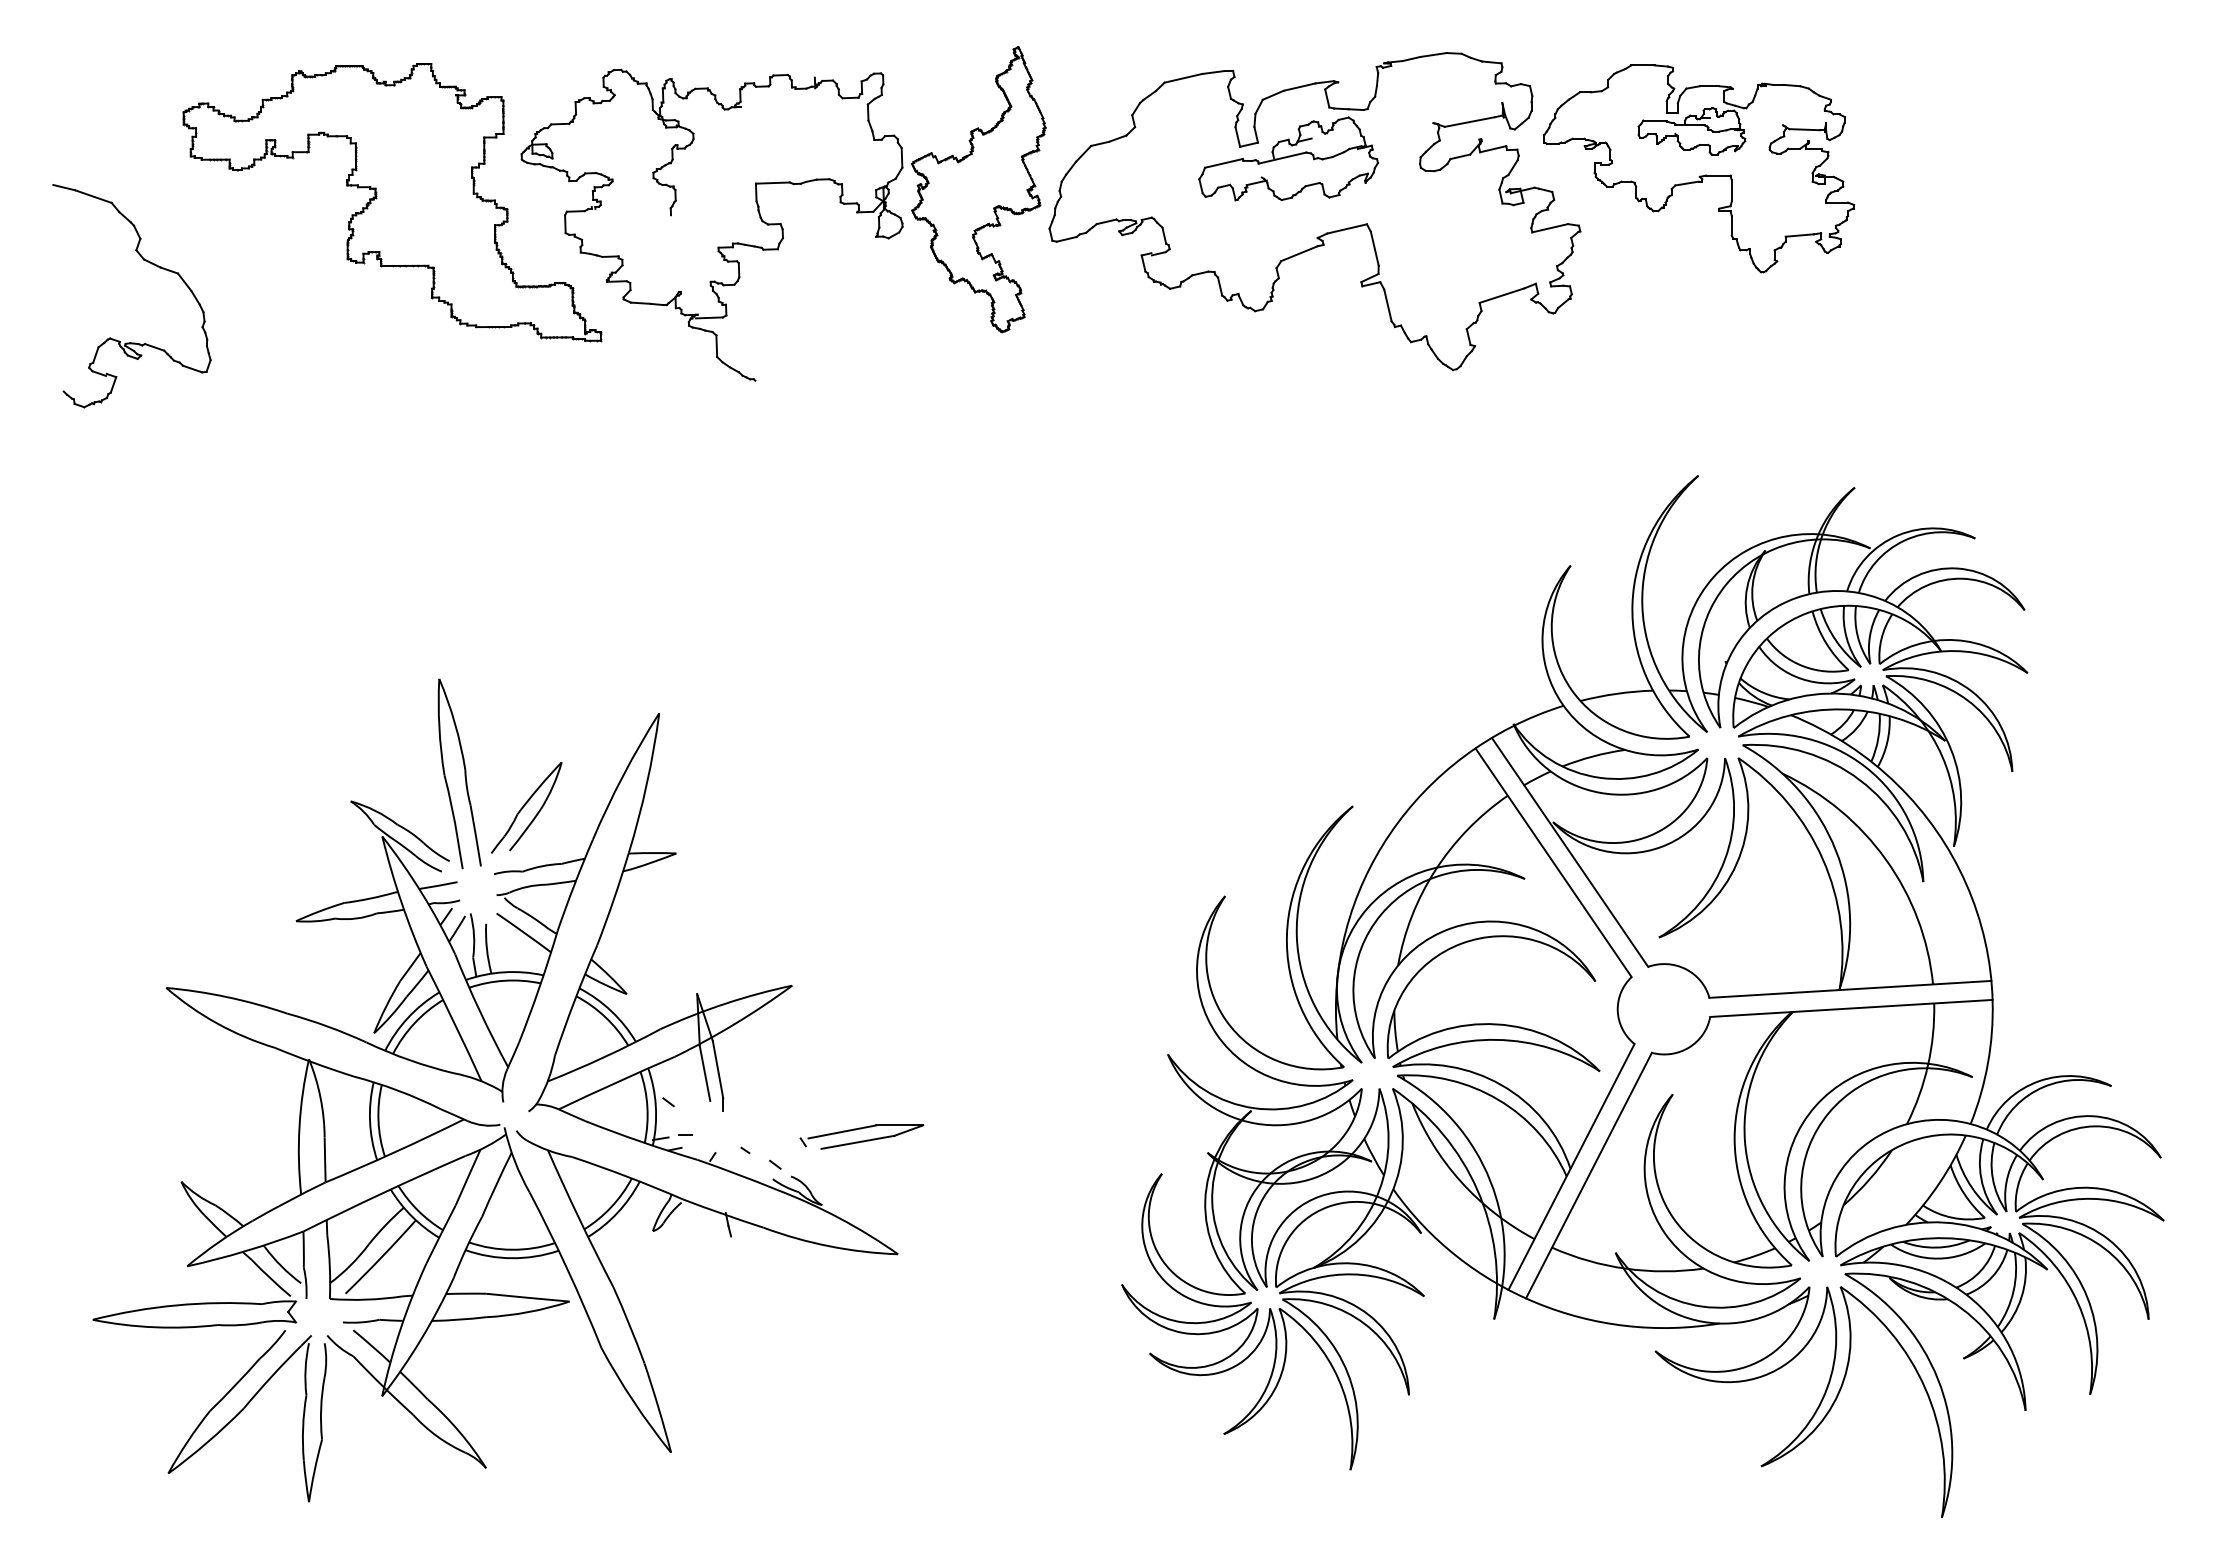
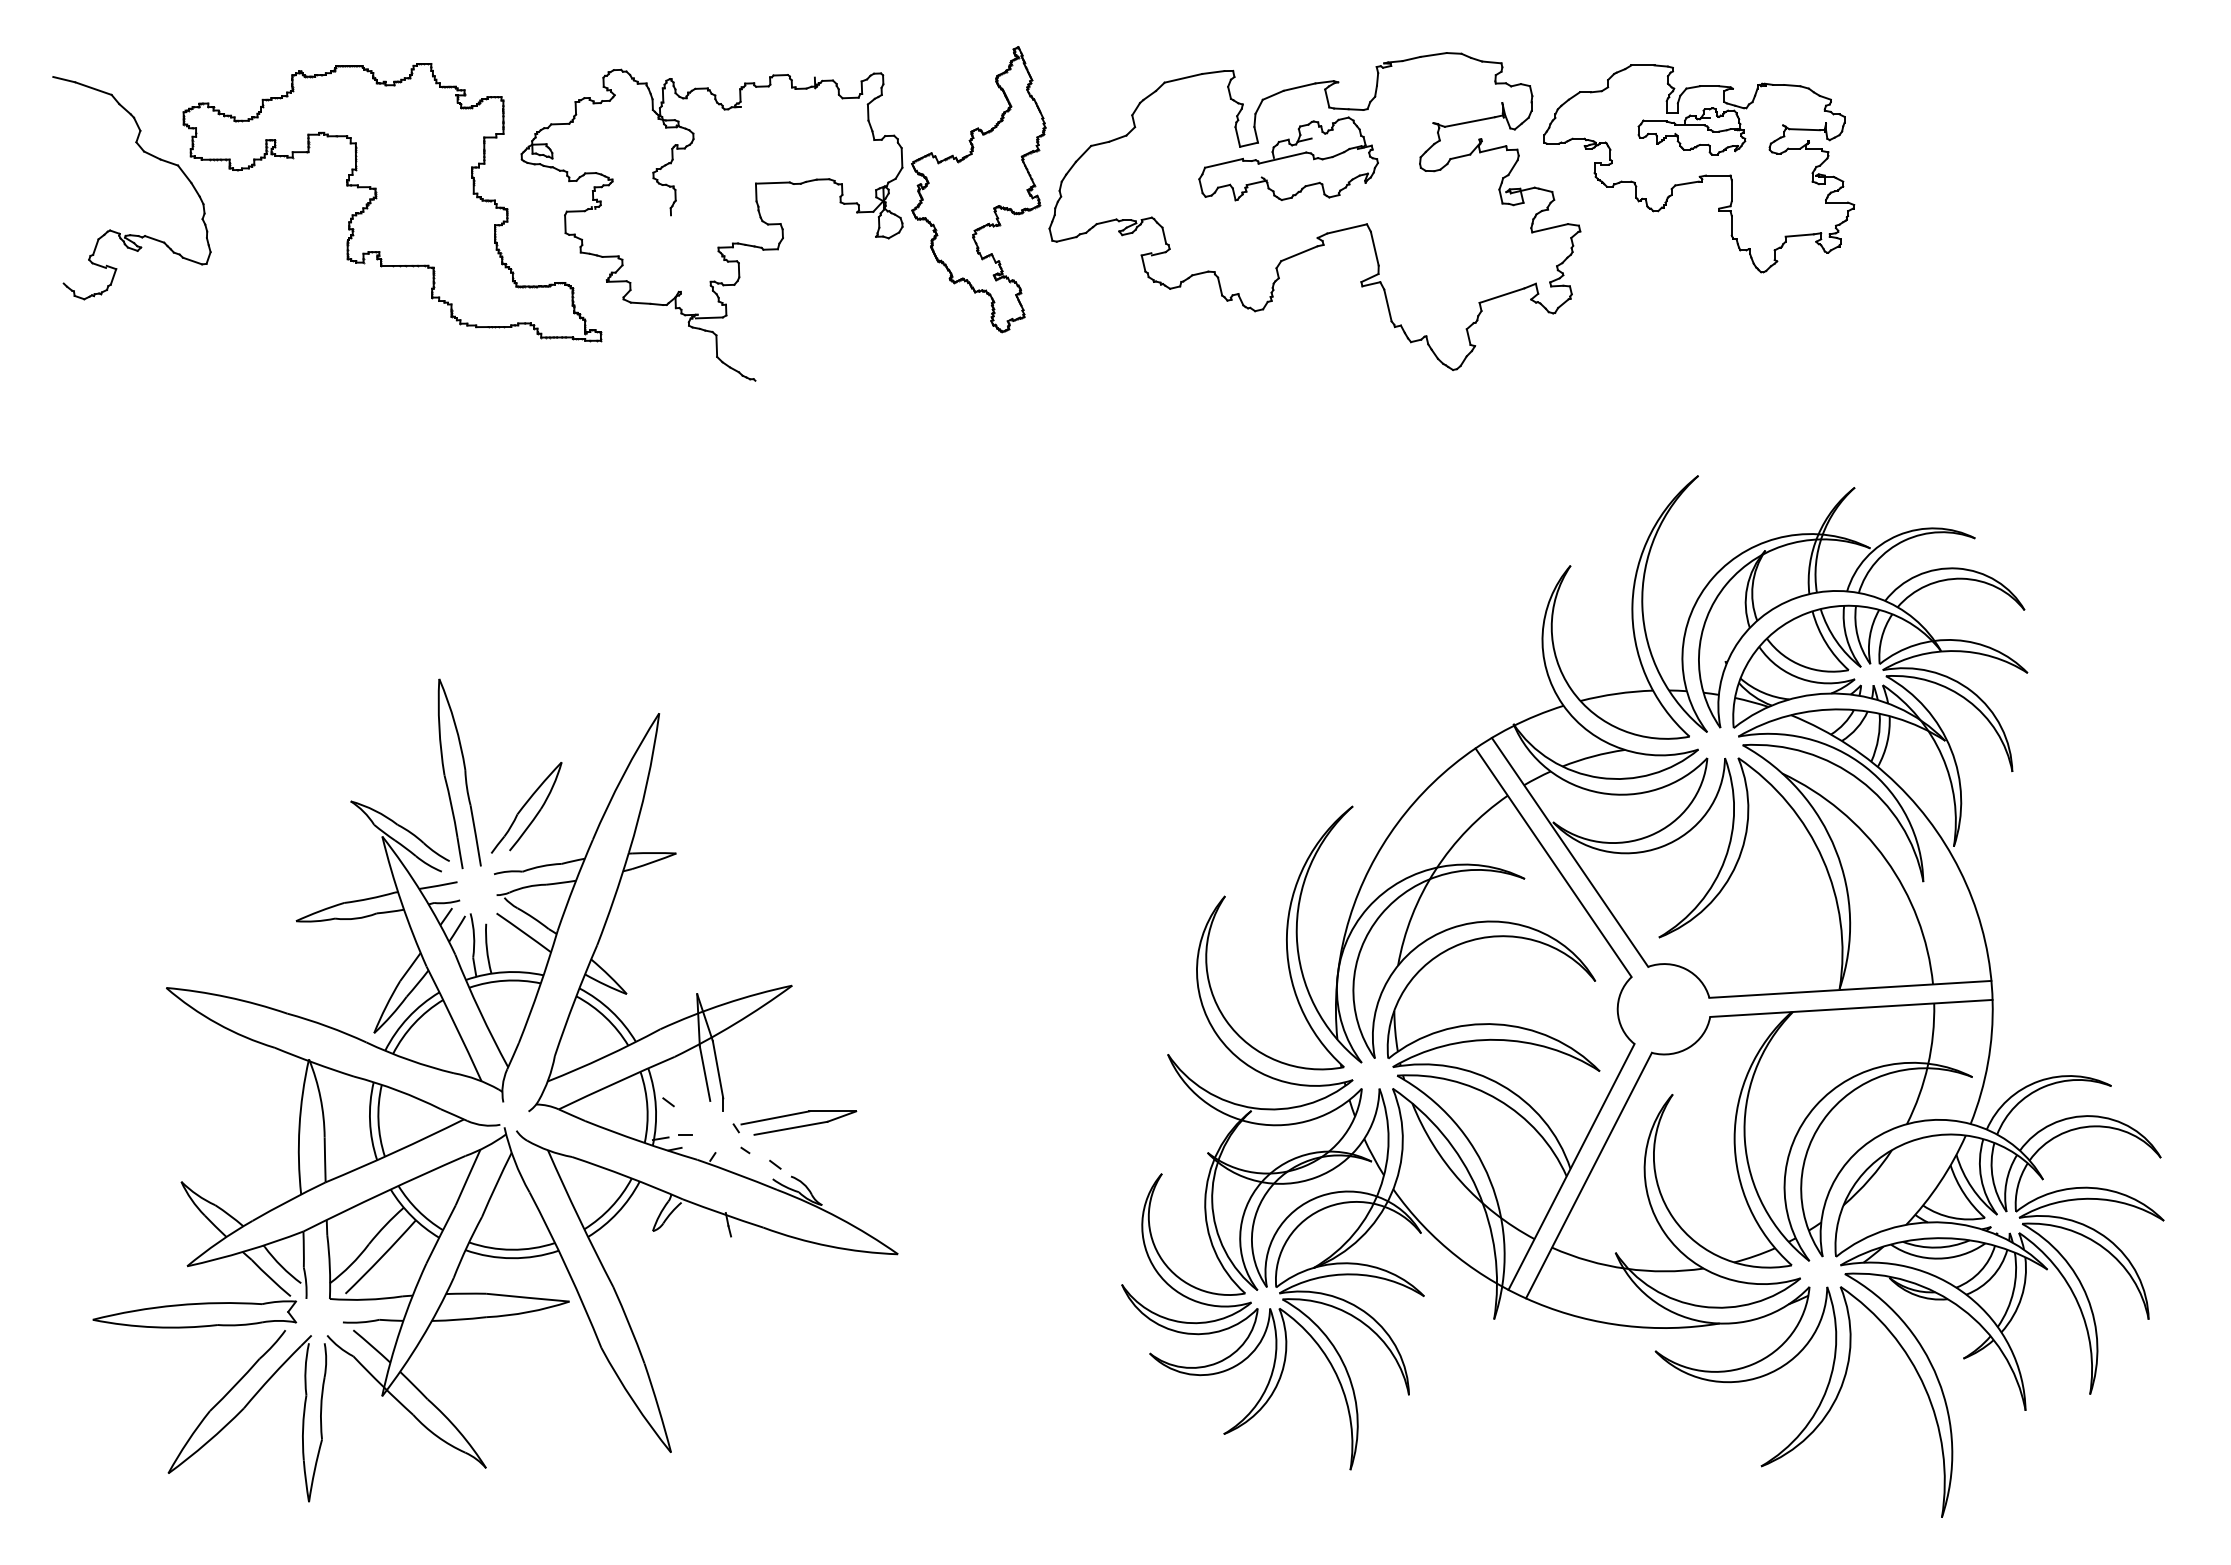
part position: (147, 262) -> (147, 154) (147, 154)
part position: (861, 1136) -> (794, 1122) (794, 1122)
